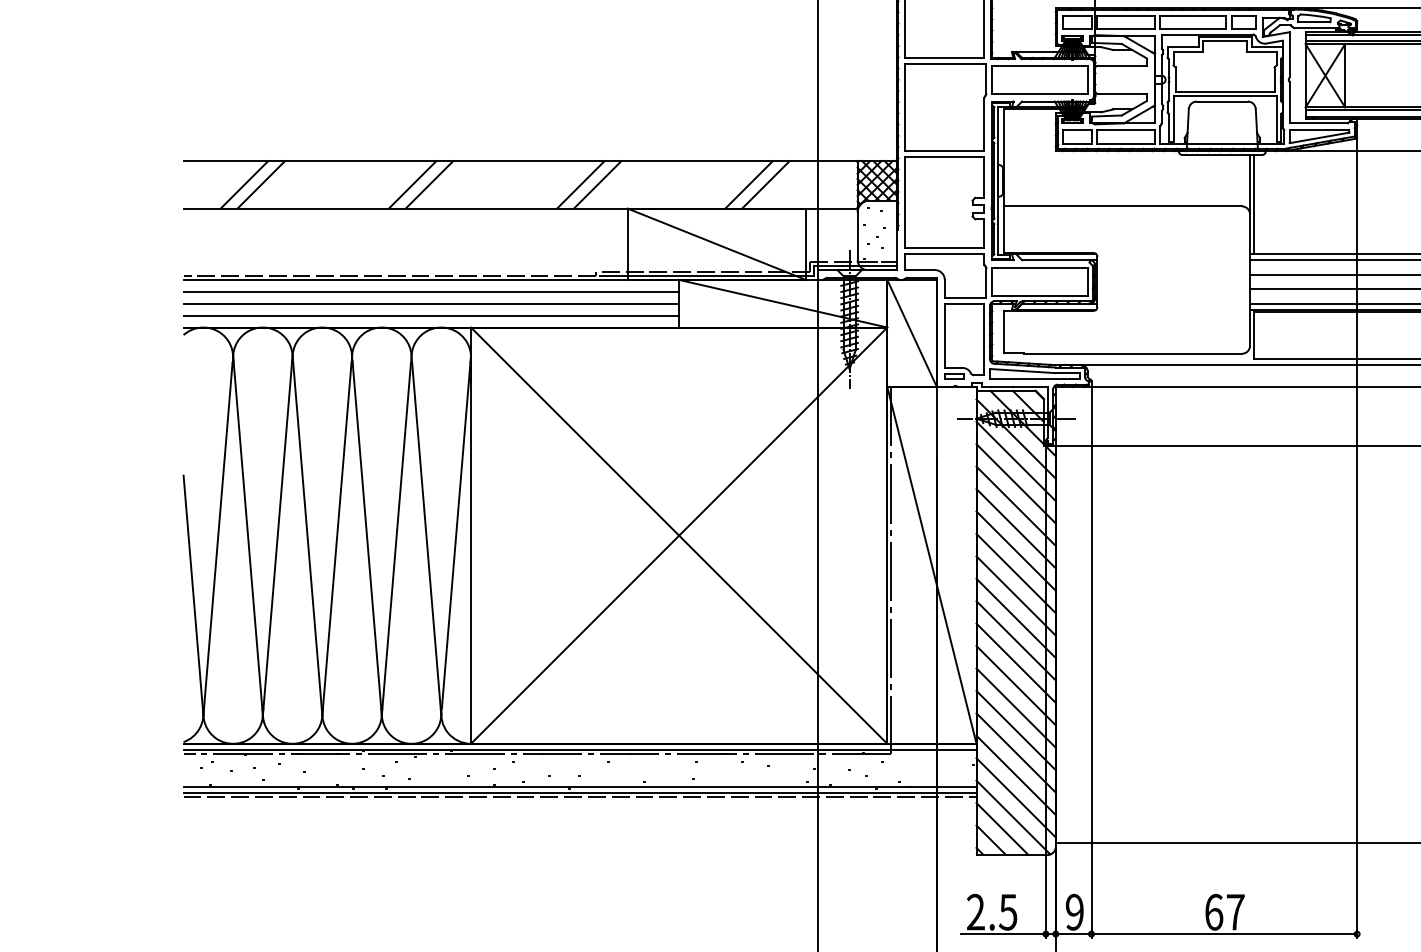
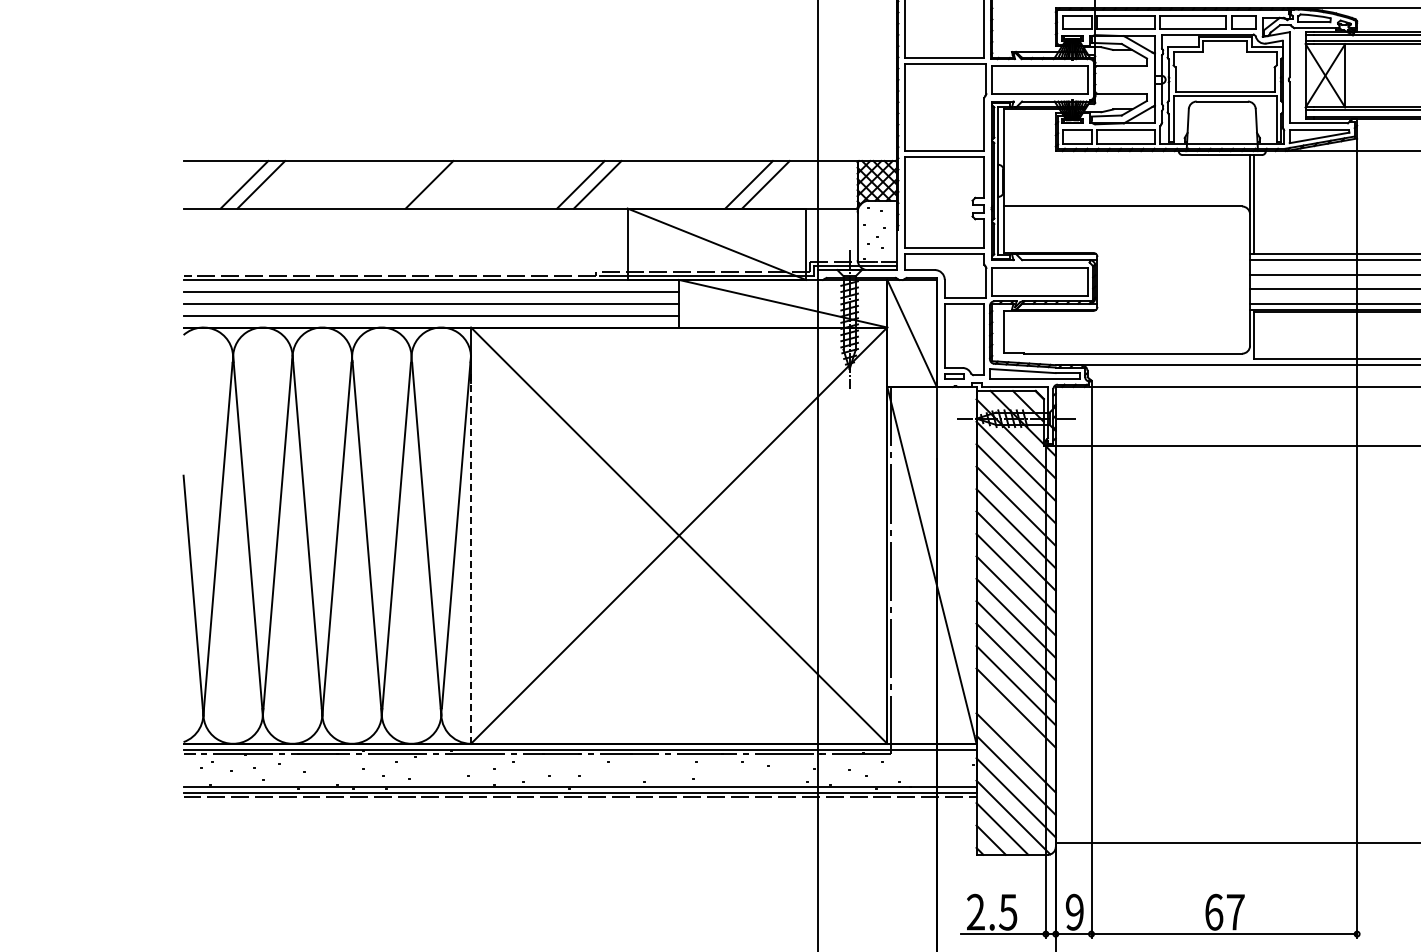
line: present -> none (412, 184)
line: solid -> dashed (471, 550)
line: present -> none (1015, 730)
